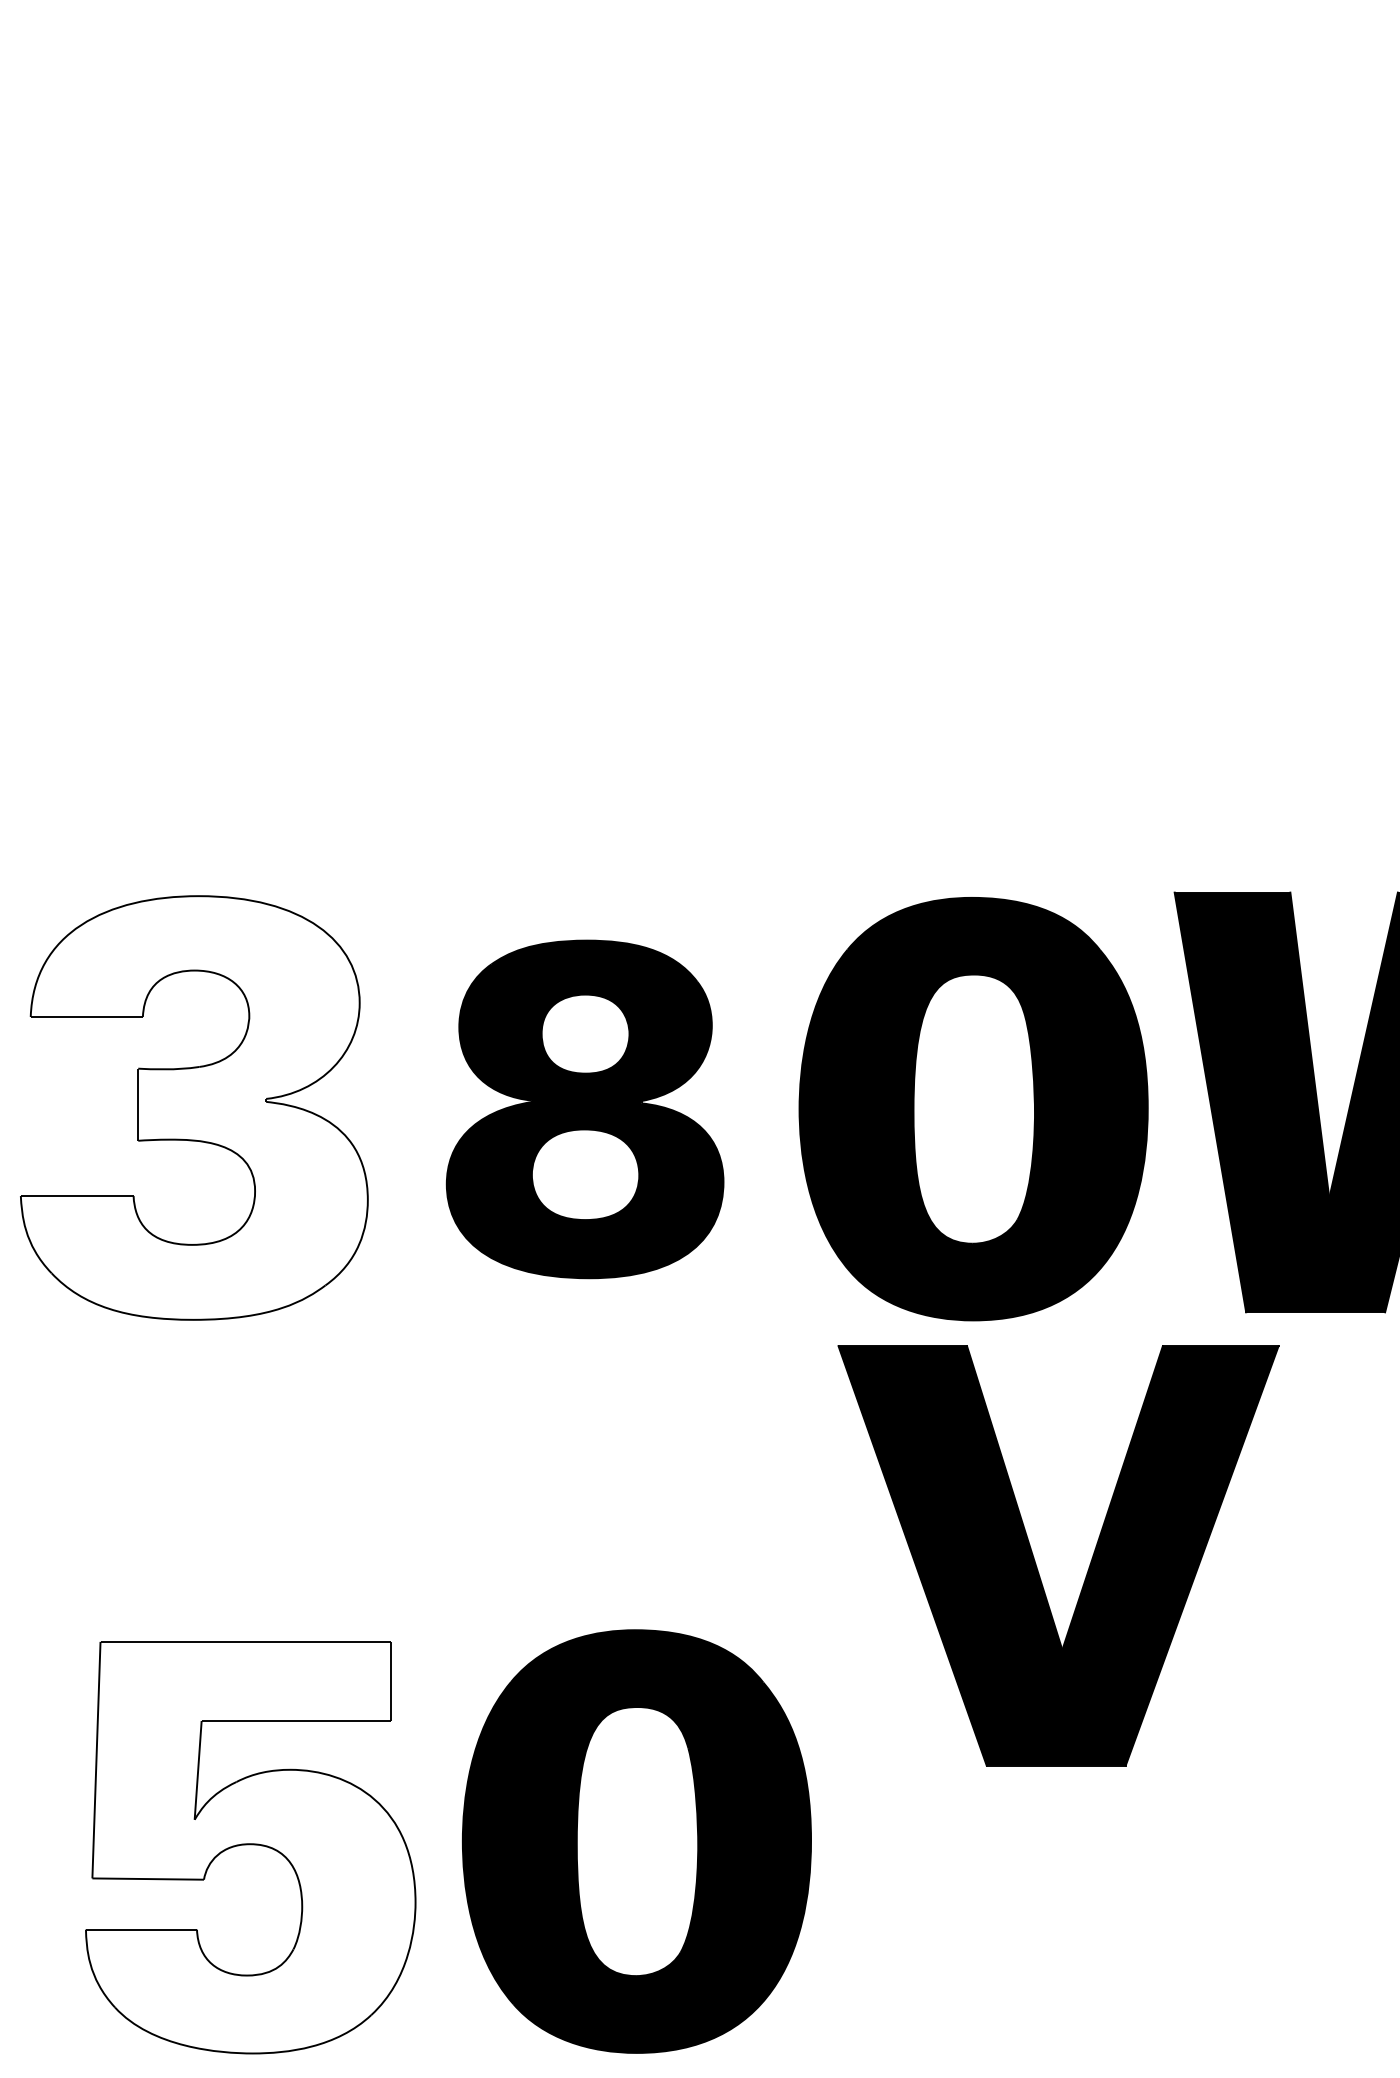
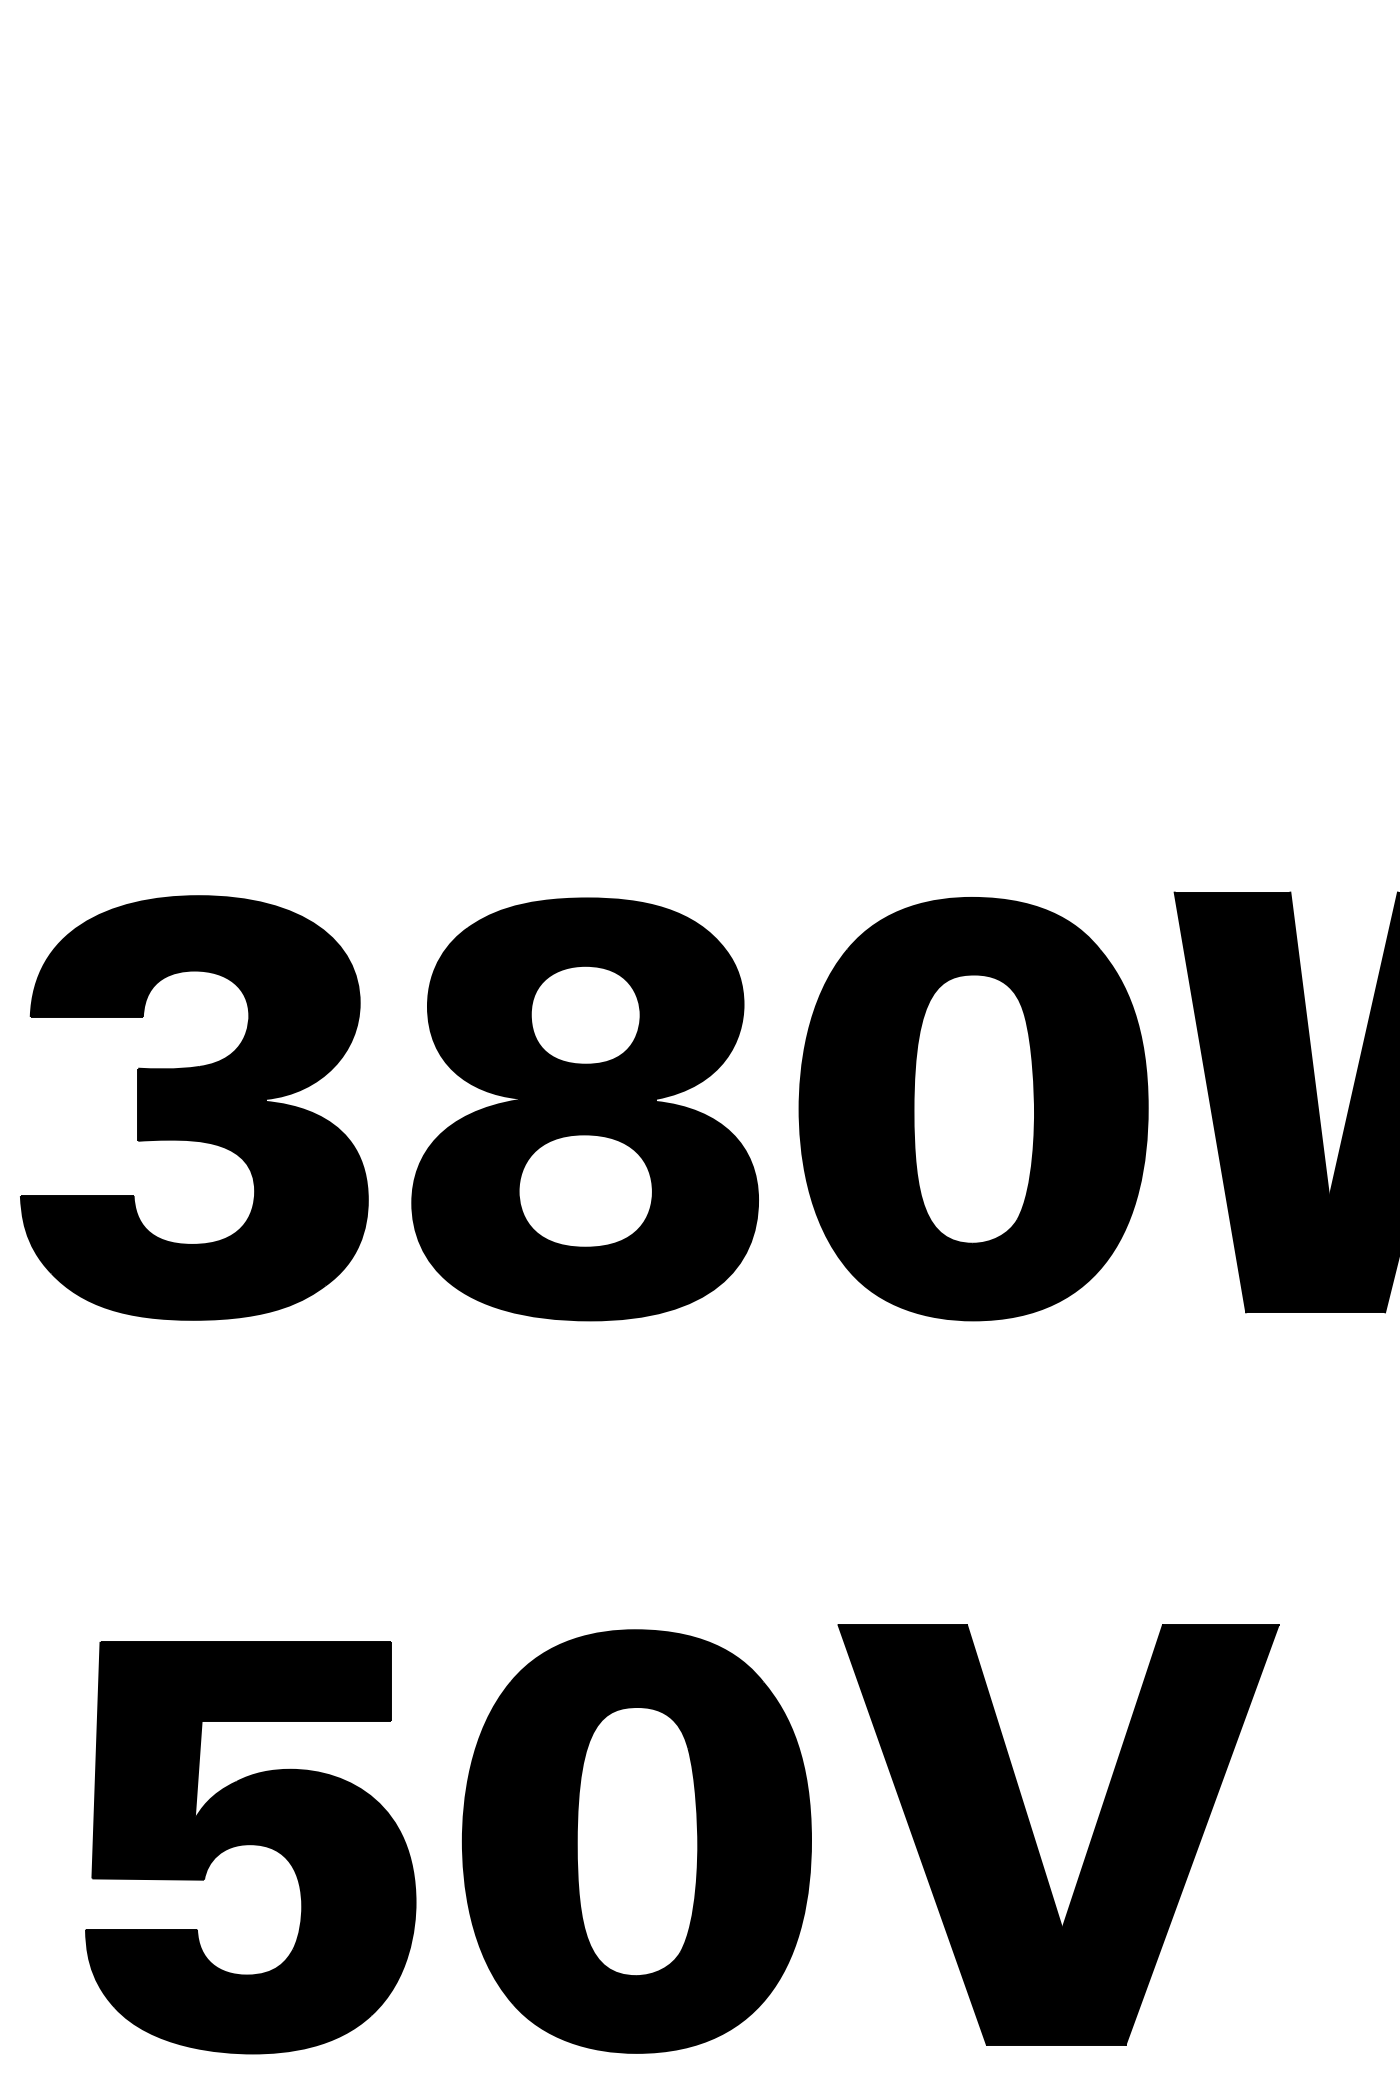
fill: none -> present (193, 1107)
part size: 280x341 px -> 348x425 px (584, 1109)
part position: (1036, 1563) -> (1036, 1842) (1036, 1842)
fill: none -> present (250, 1847)
